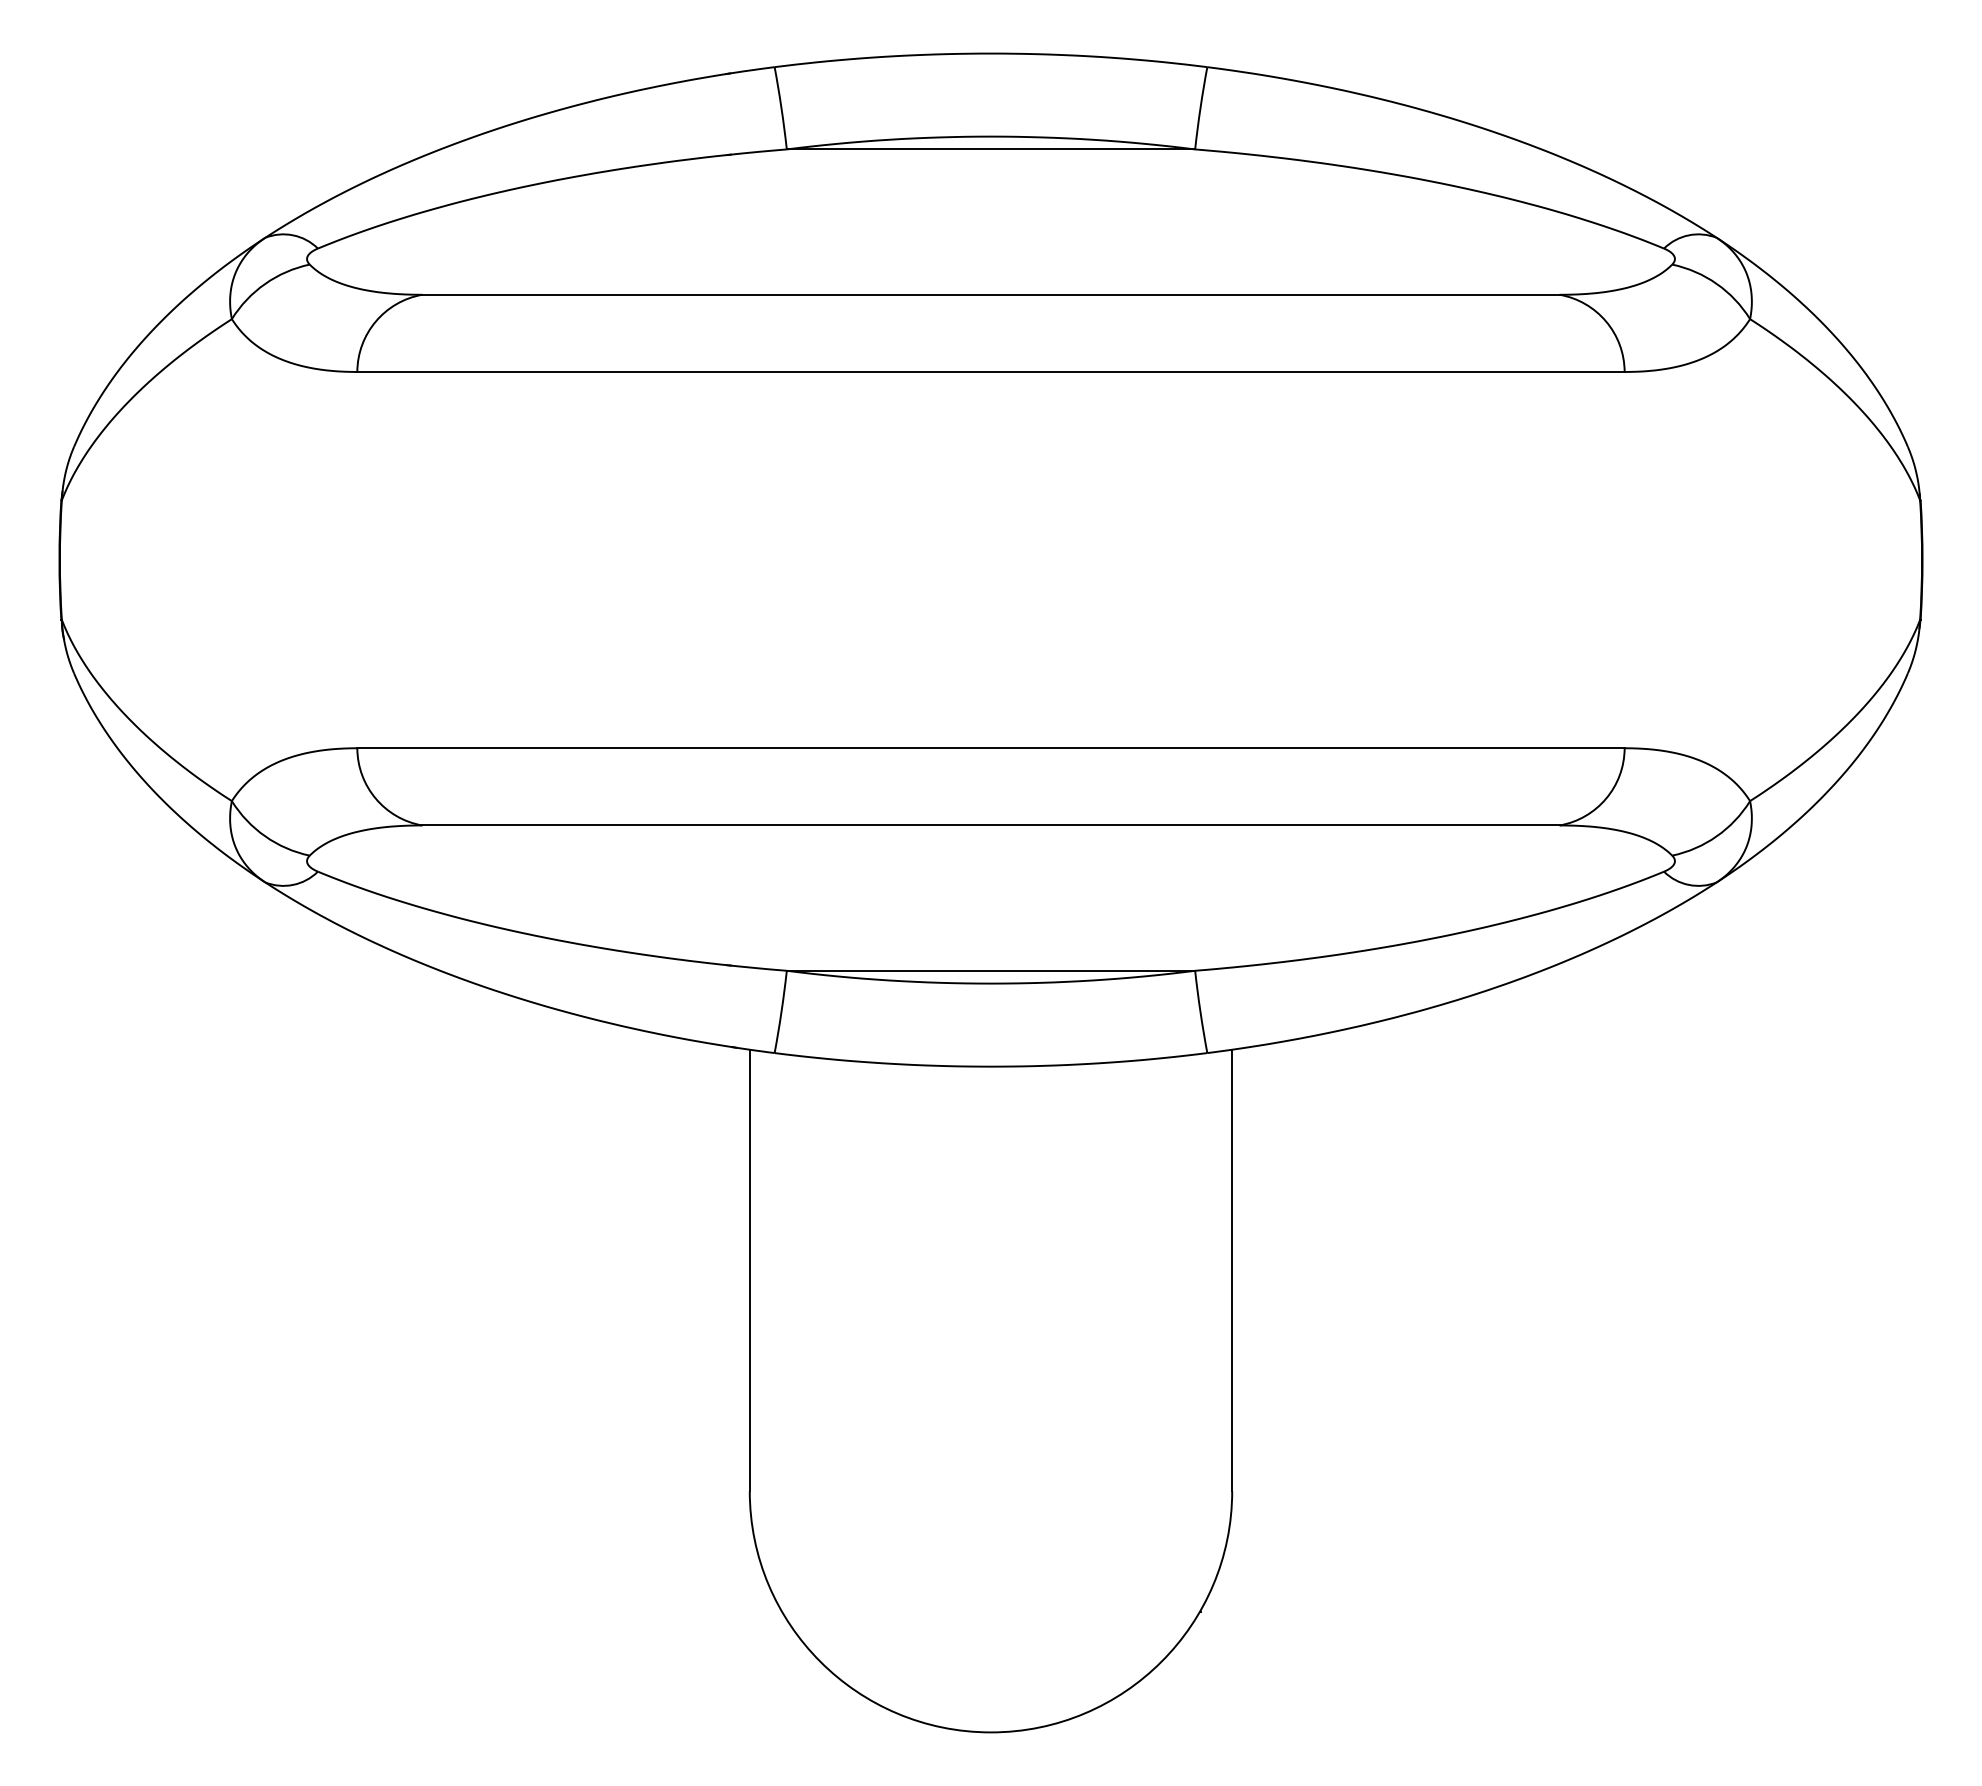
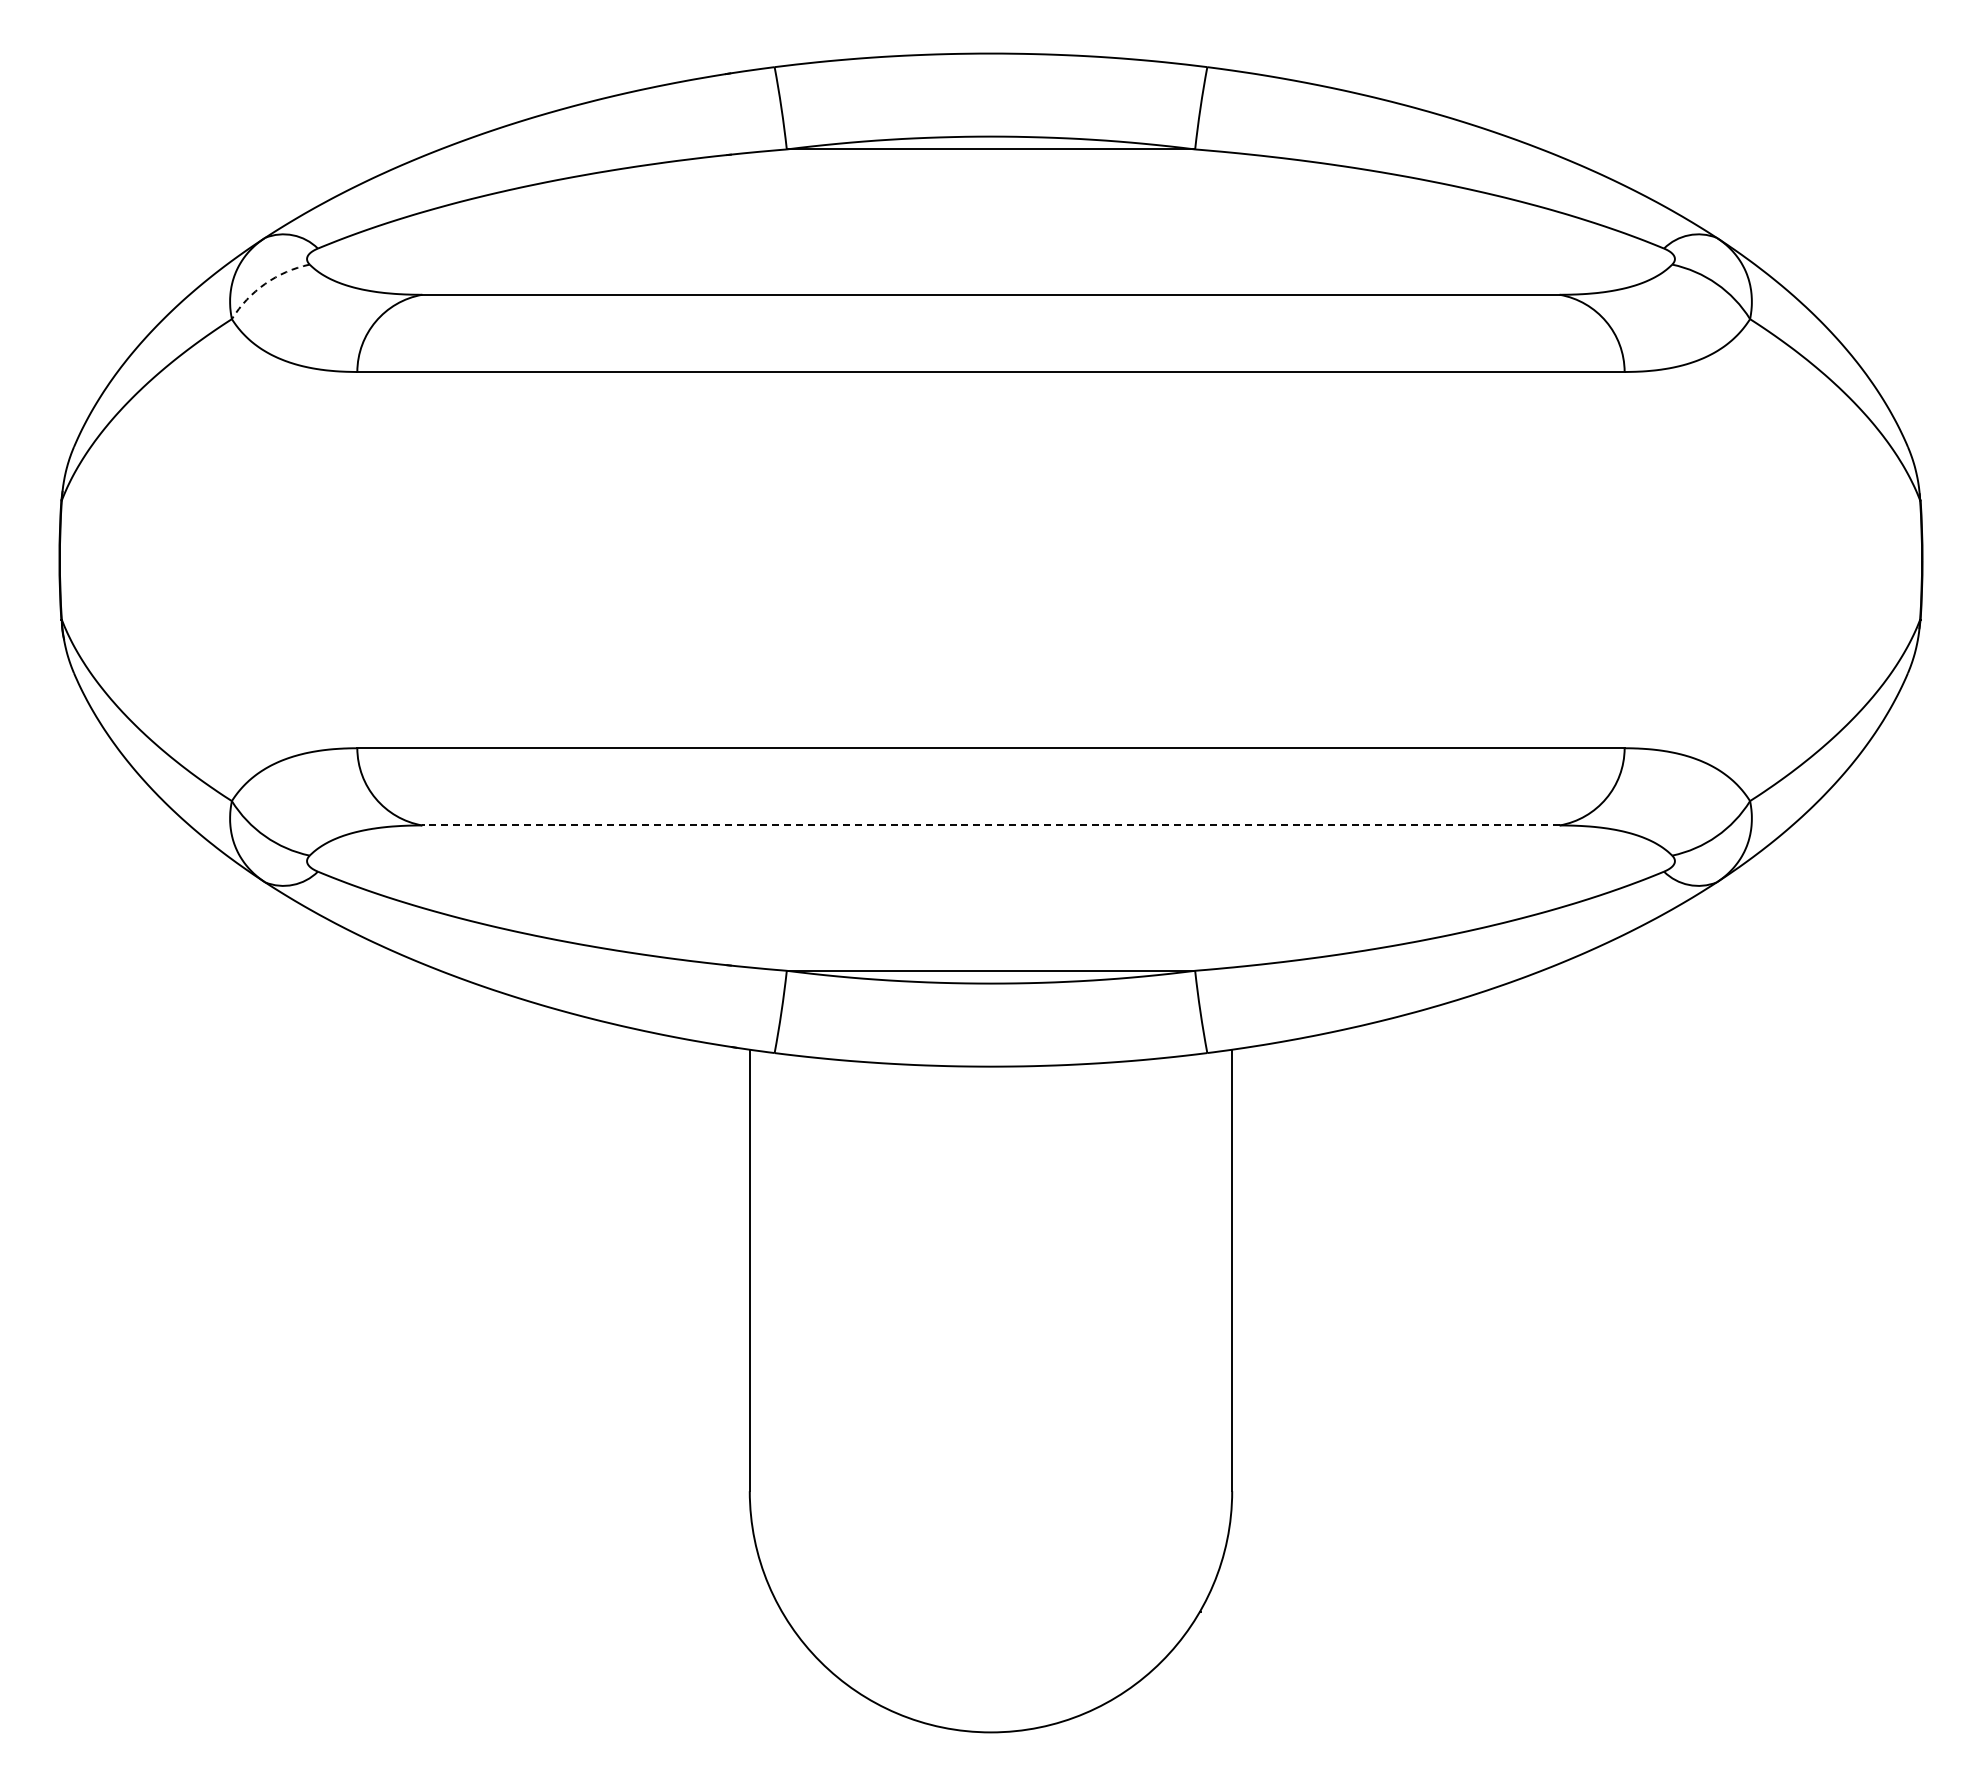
arc: solid -> dashed (265, 283)
line: solid -> dashed (990, 825)
